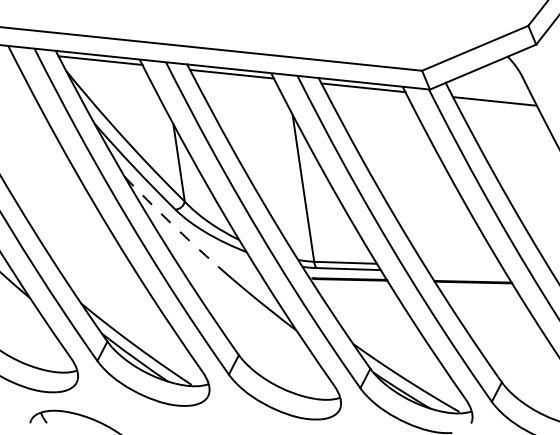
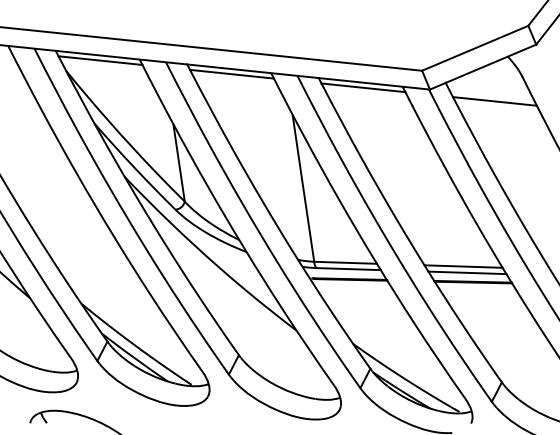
arc: dashed -> solid (170, 222)
line: none -> present (463, 266)
line: none -> present (467, 272)
